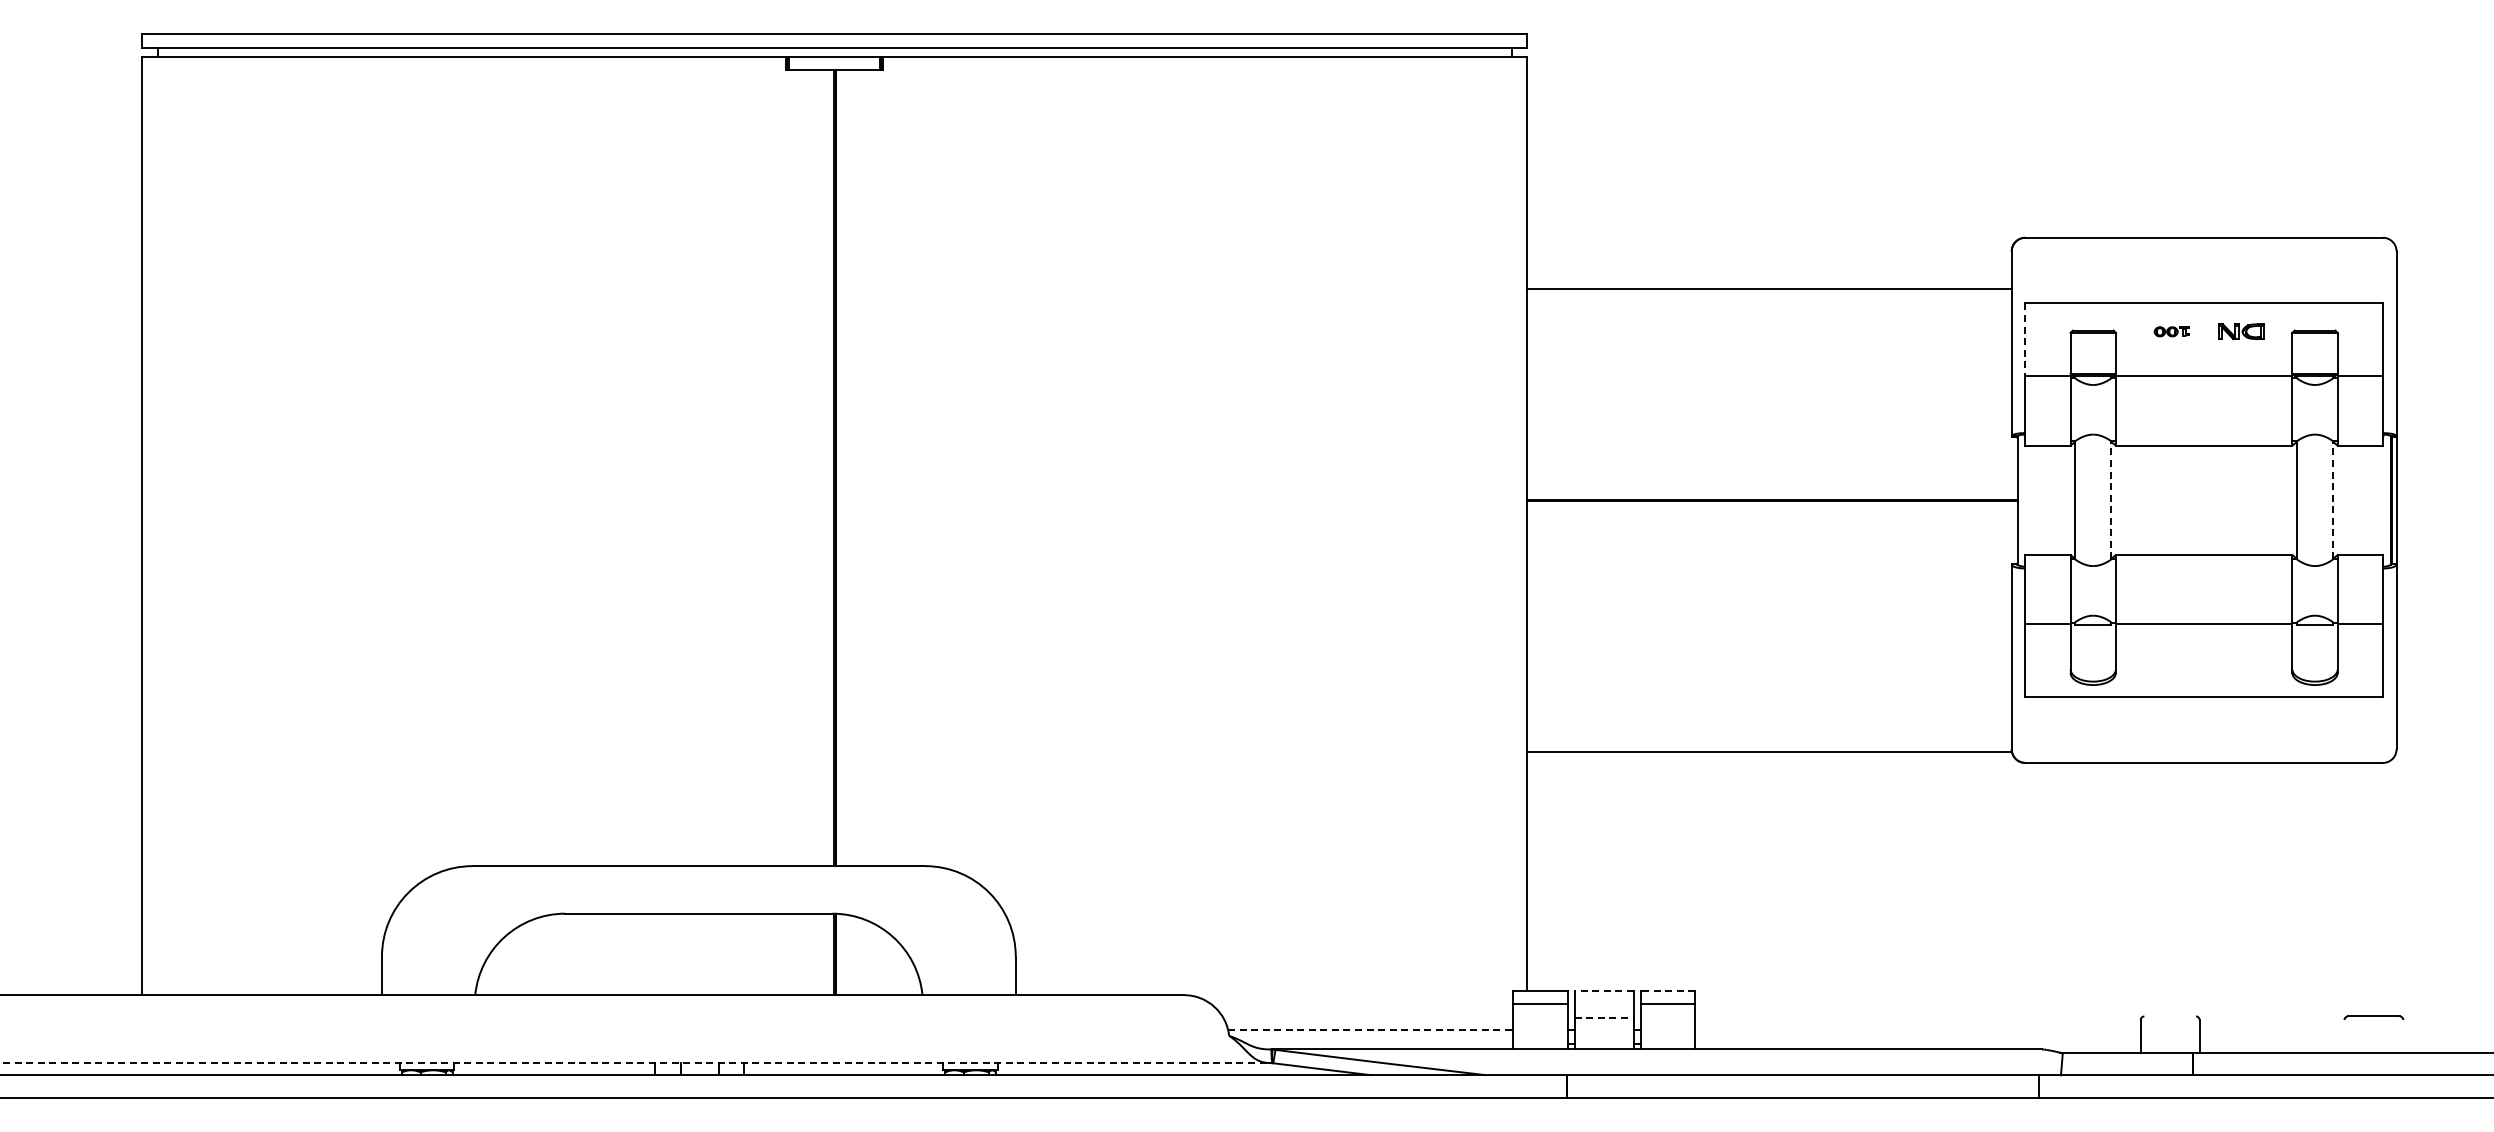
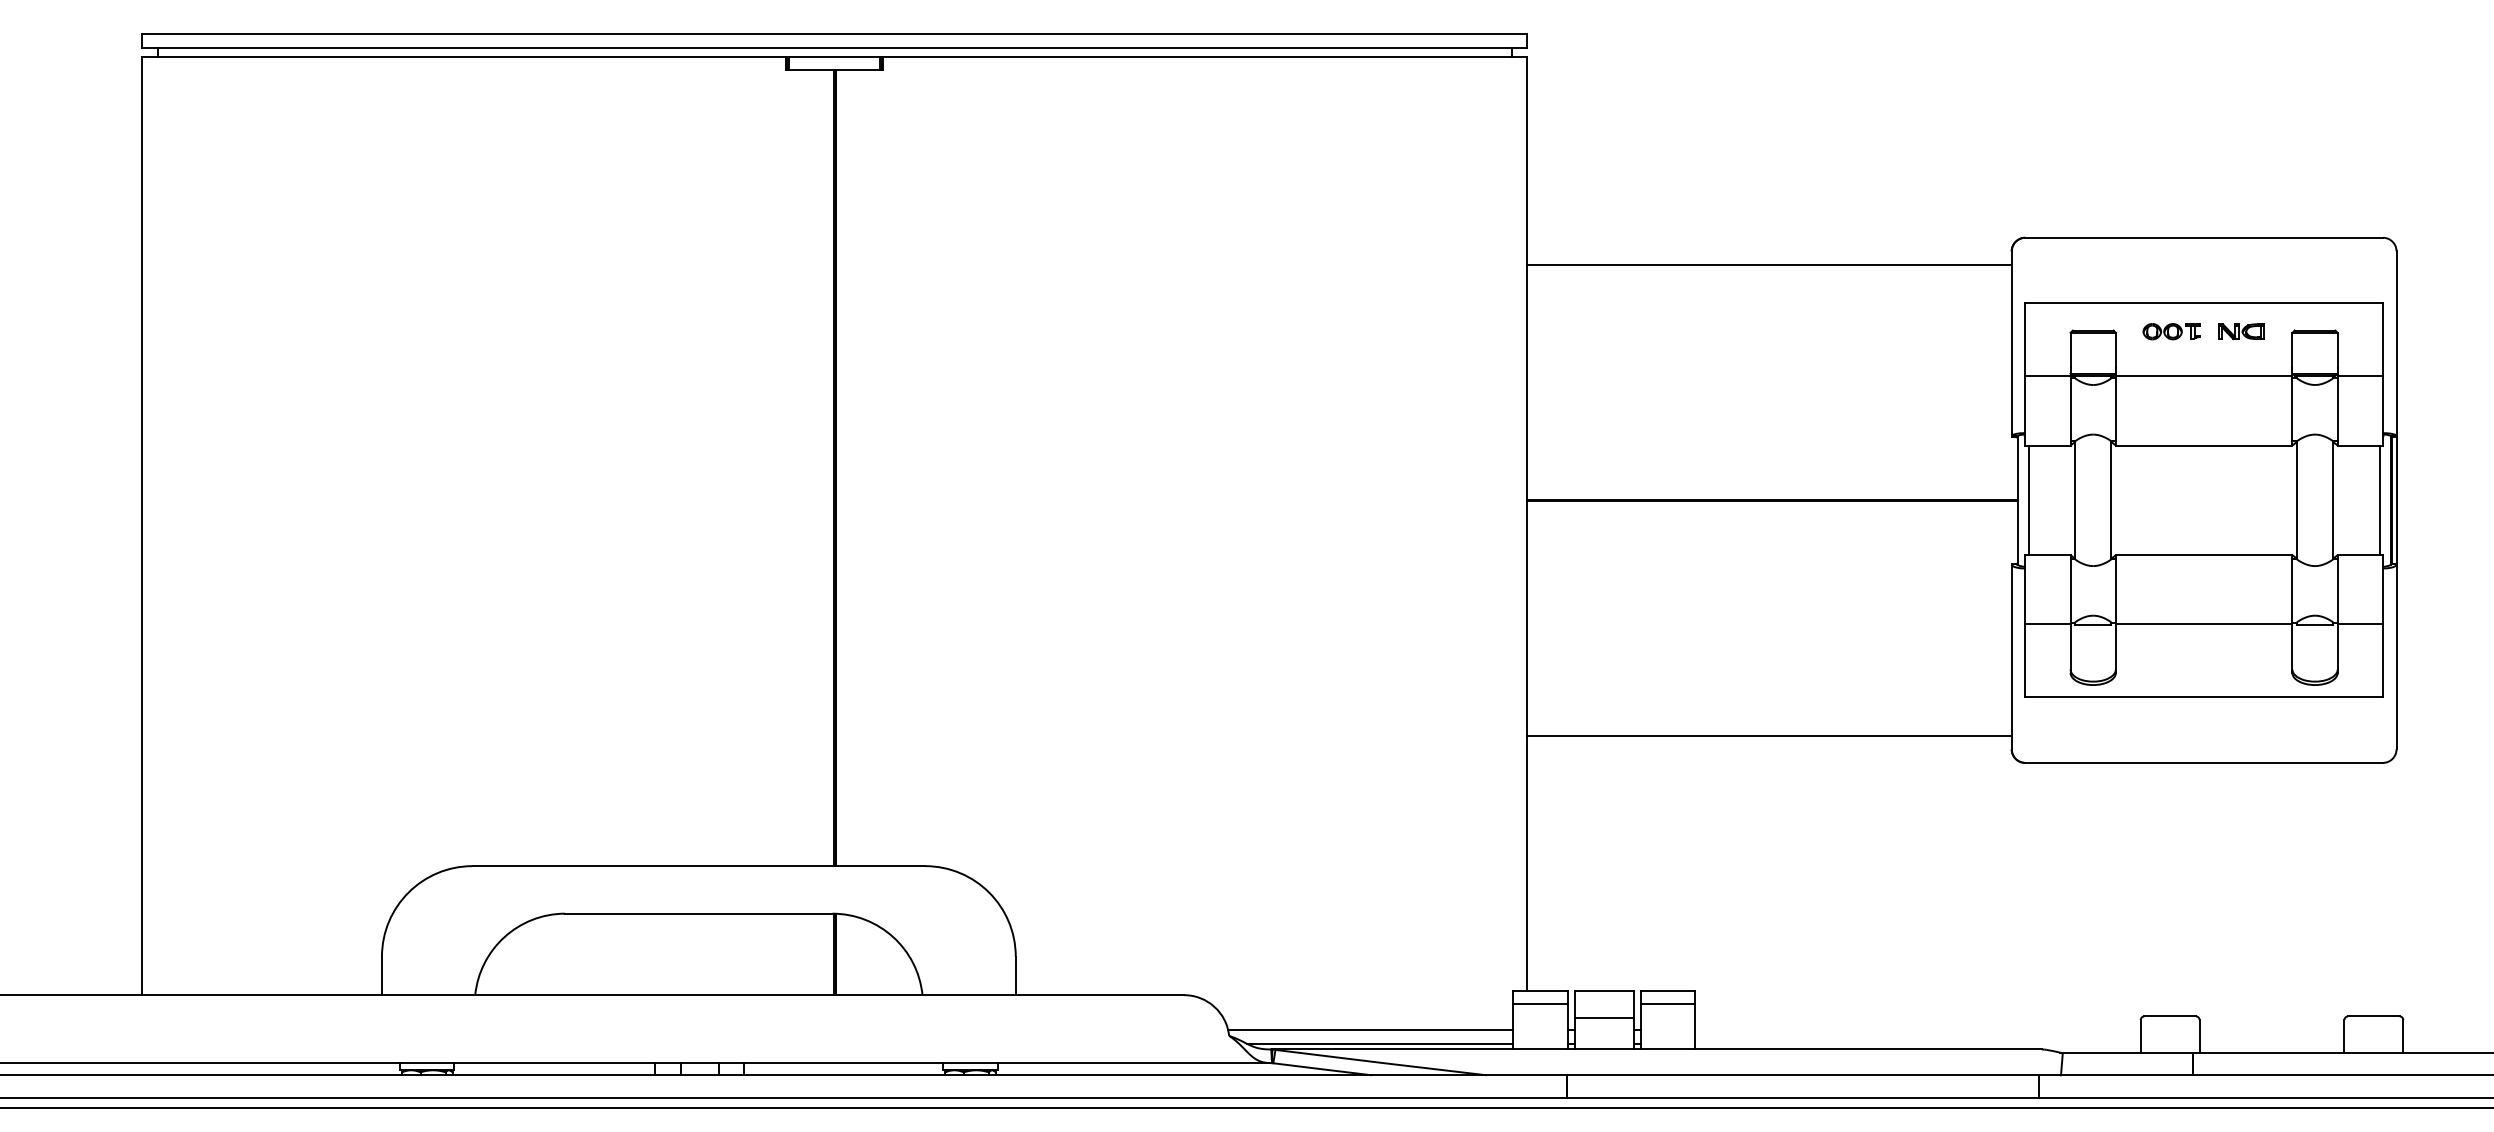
line position: (1769, 288) -> (1769, 264) (1769, 264)
part size: 37x12 px -> 59x18 px (2171, 331)
line: dashed -> solid (2025, 339)
line: none -> present (2028, 500)
line: dashed -> solid (2111, 500)
line: dashed -> solid (2333, 500)
line: none -> present (2380, 500)
line position: (1769, 751) -> (1769, 735) (1769, 735)
line: dashed -> solid (1603, 990)
line: dashed -> solid (1667, 990)
line: none -> present (2169, 1016)
line: dashed -> solid (1604, 1017)
line: dashed -> solid (1370, 1030)
line: none -> present (2344, 1036)
line: none -> present (2403, 1036)
line: none -> present (1379, 1043)
line: dashed -> solid (635, 1063)
line: none -> present (1246, 1108)
